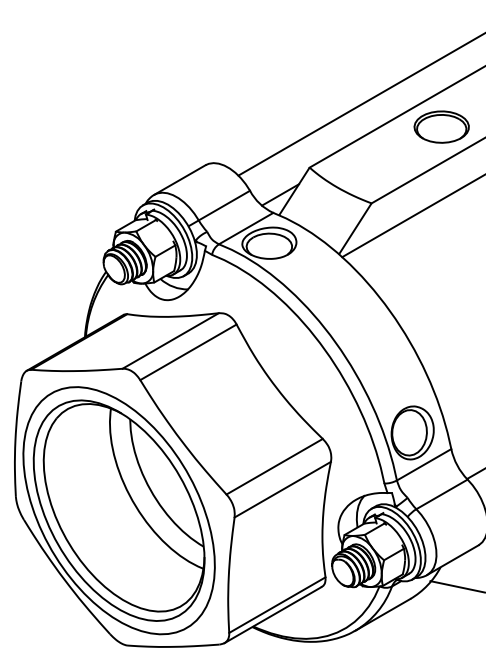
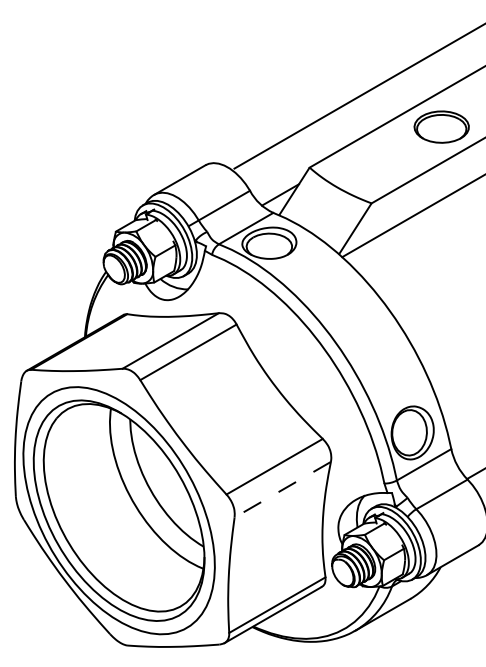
line position: (360, 104) -> (358, 96) (358, 96)
line: solid -> dashed (282, 489)
line: present -> none (456, 586)
